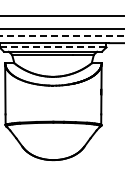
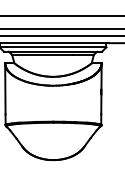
line: dashed -> solid (62, 35)
line: dashed -> solid (55, 47)
